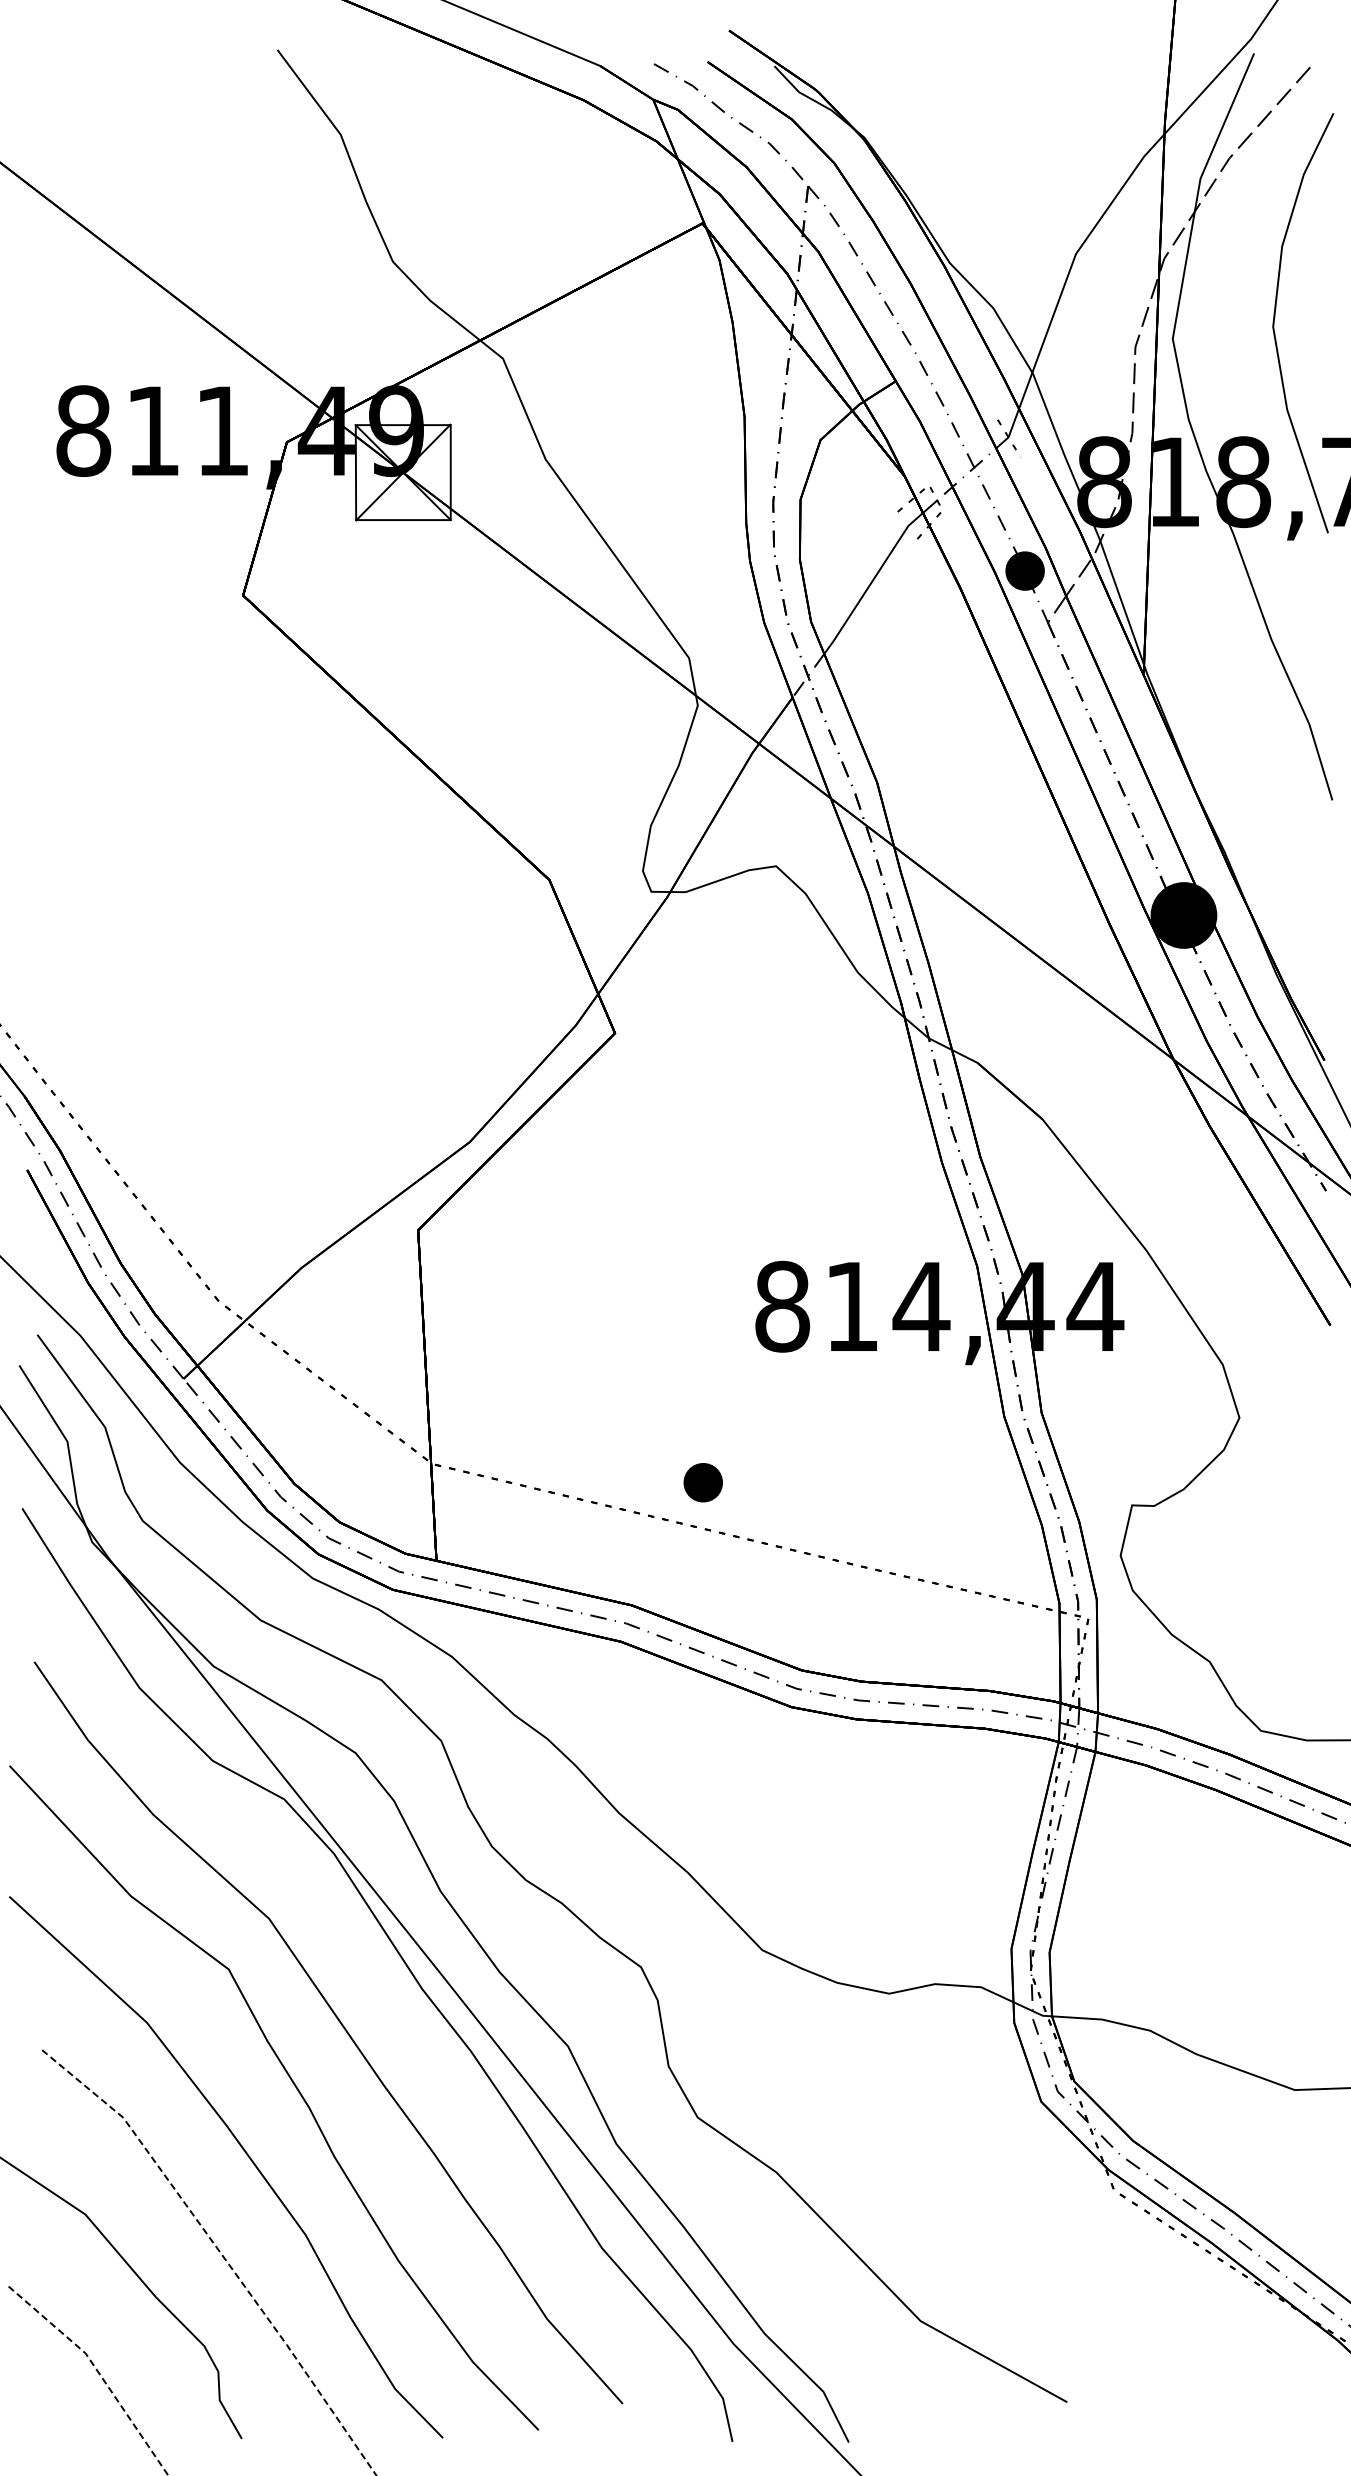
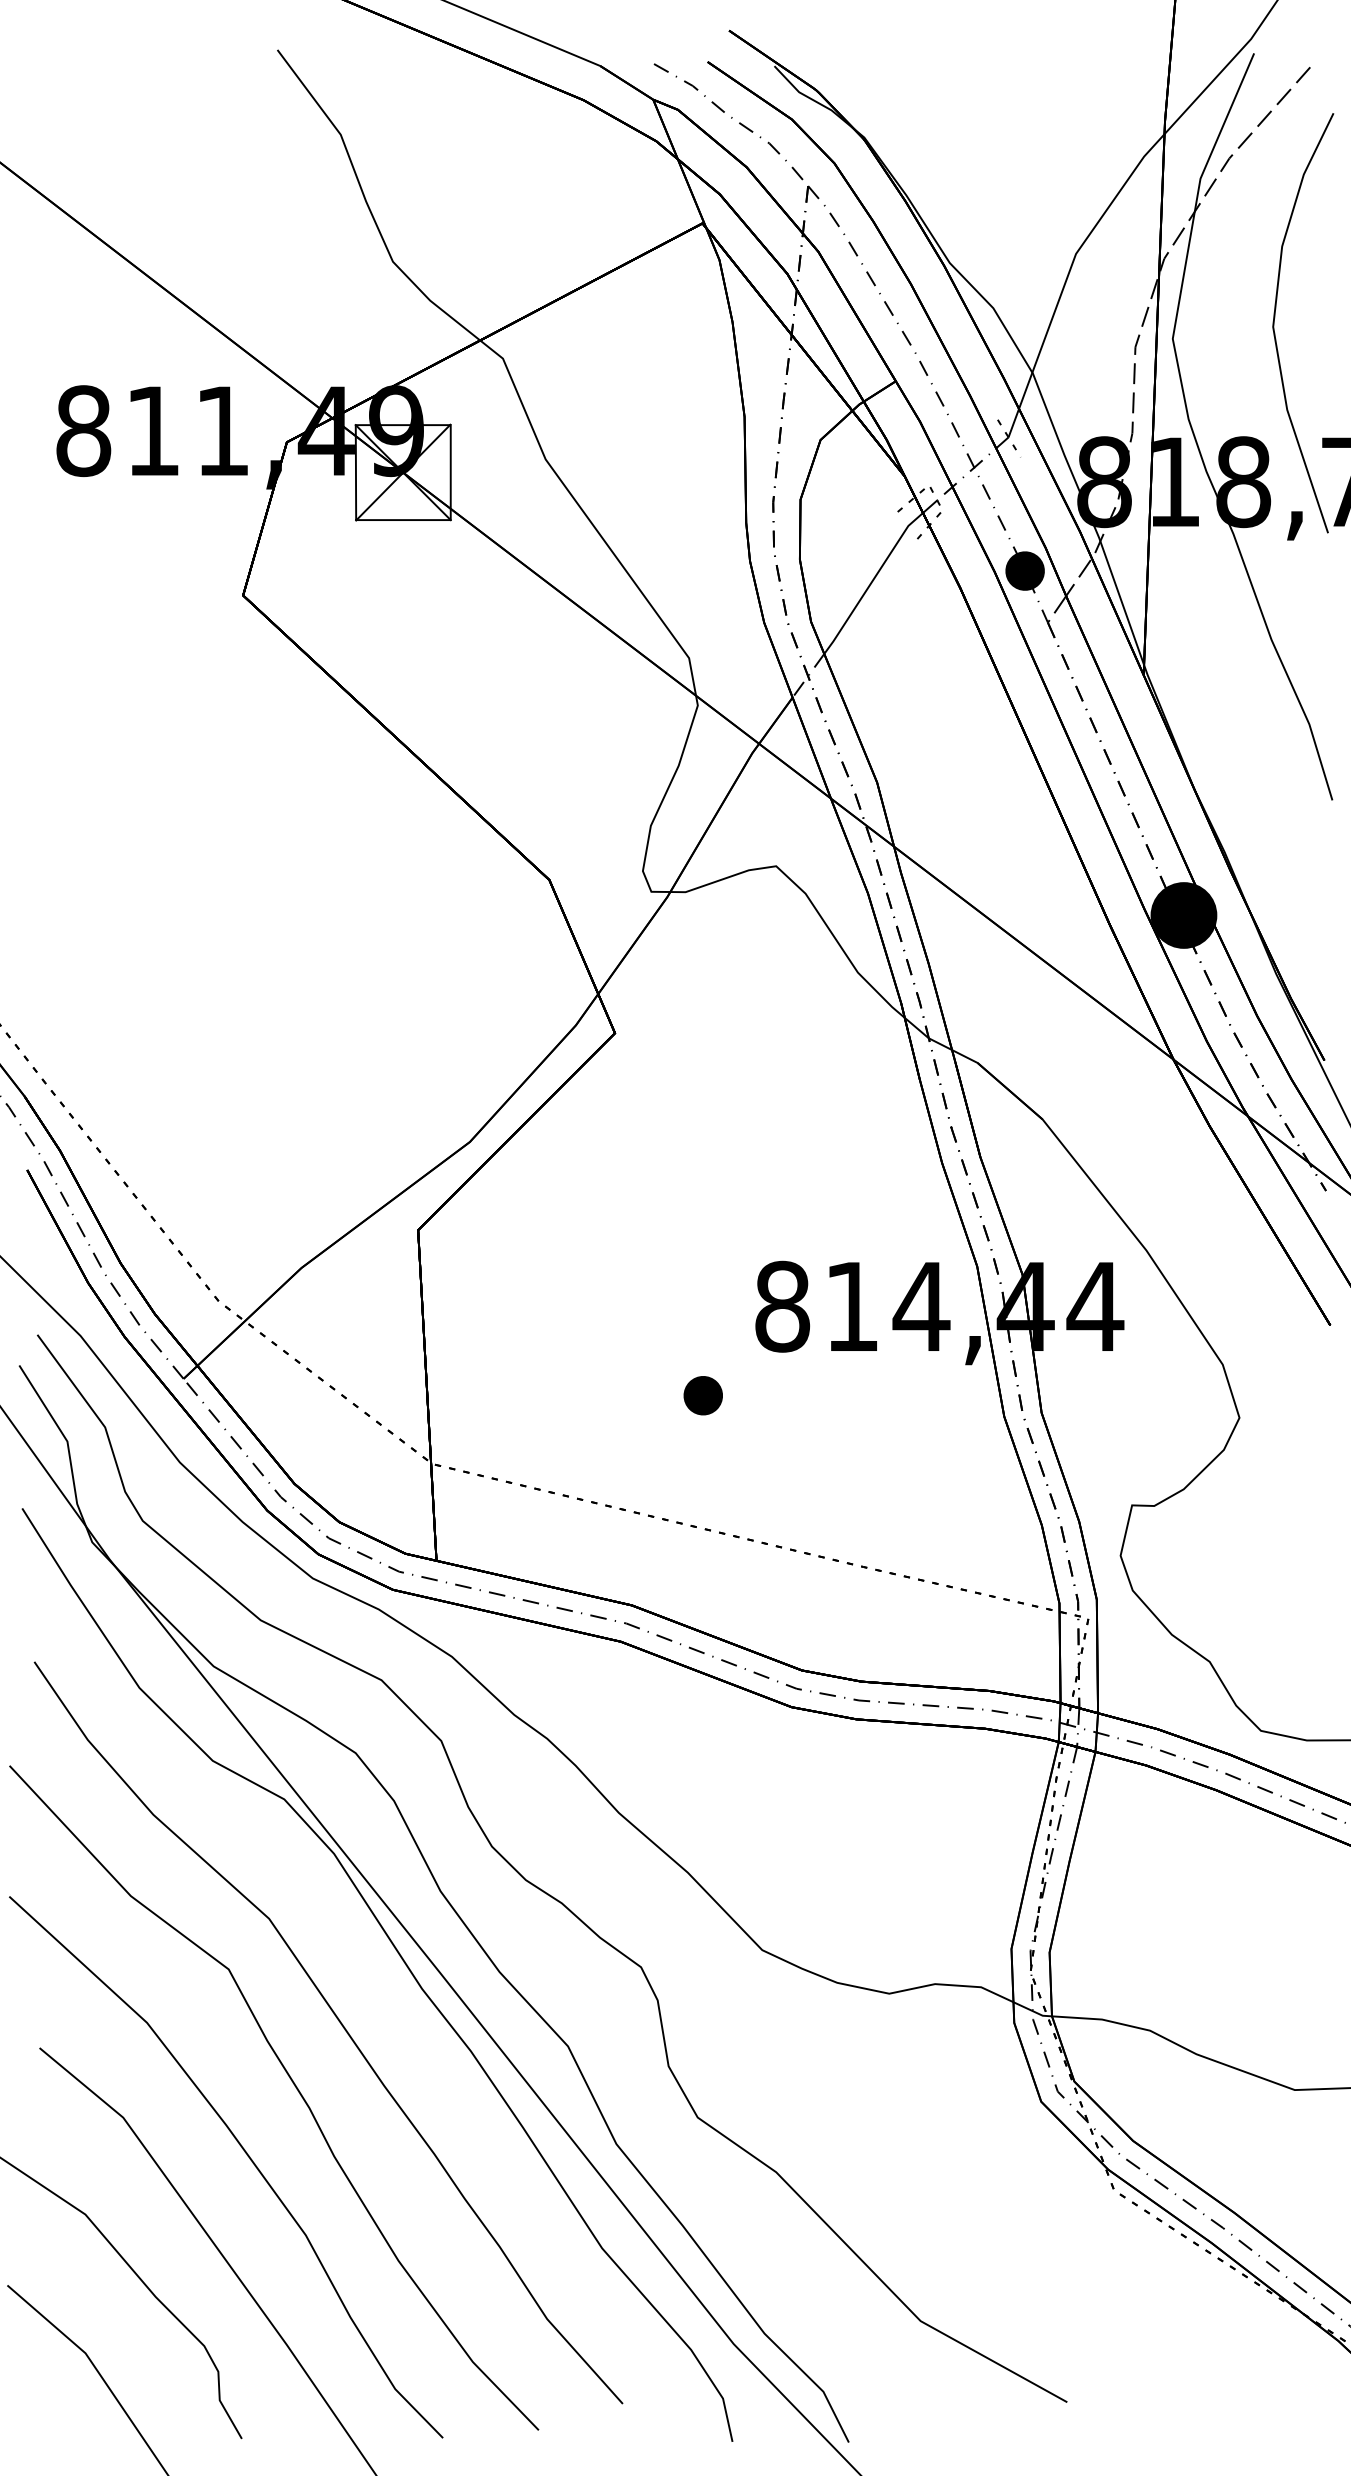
part position: (702, 1482) -> (702, 1395) (702, 1395)
line: dashed -> solid (219, 2251)
line: dashed -> solid (97, 2371)
